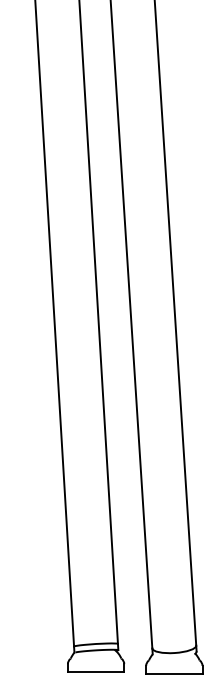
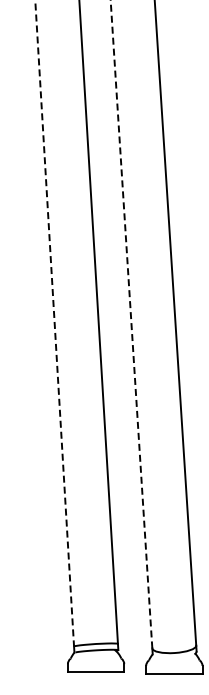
line: solid -> dashed (54, 323)
line: solid -> dashed (131, 324)
